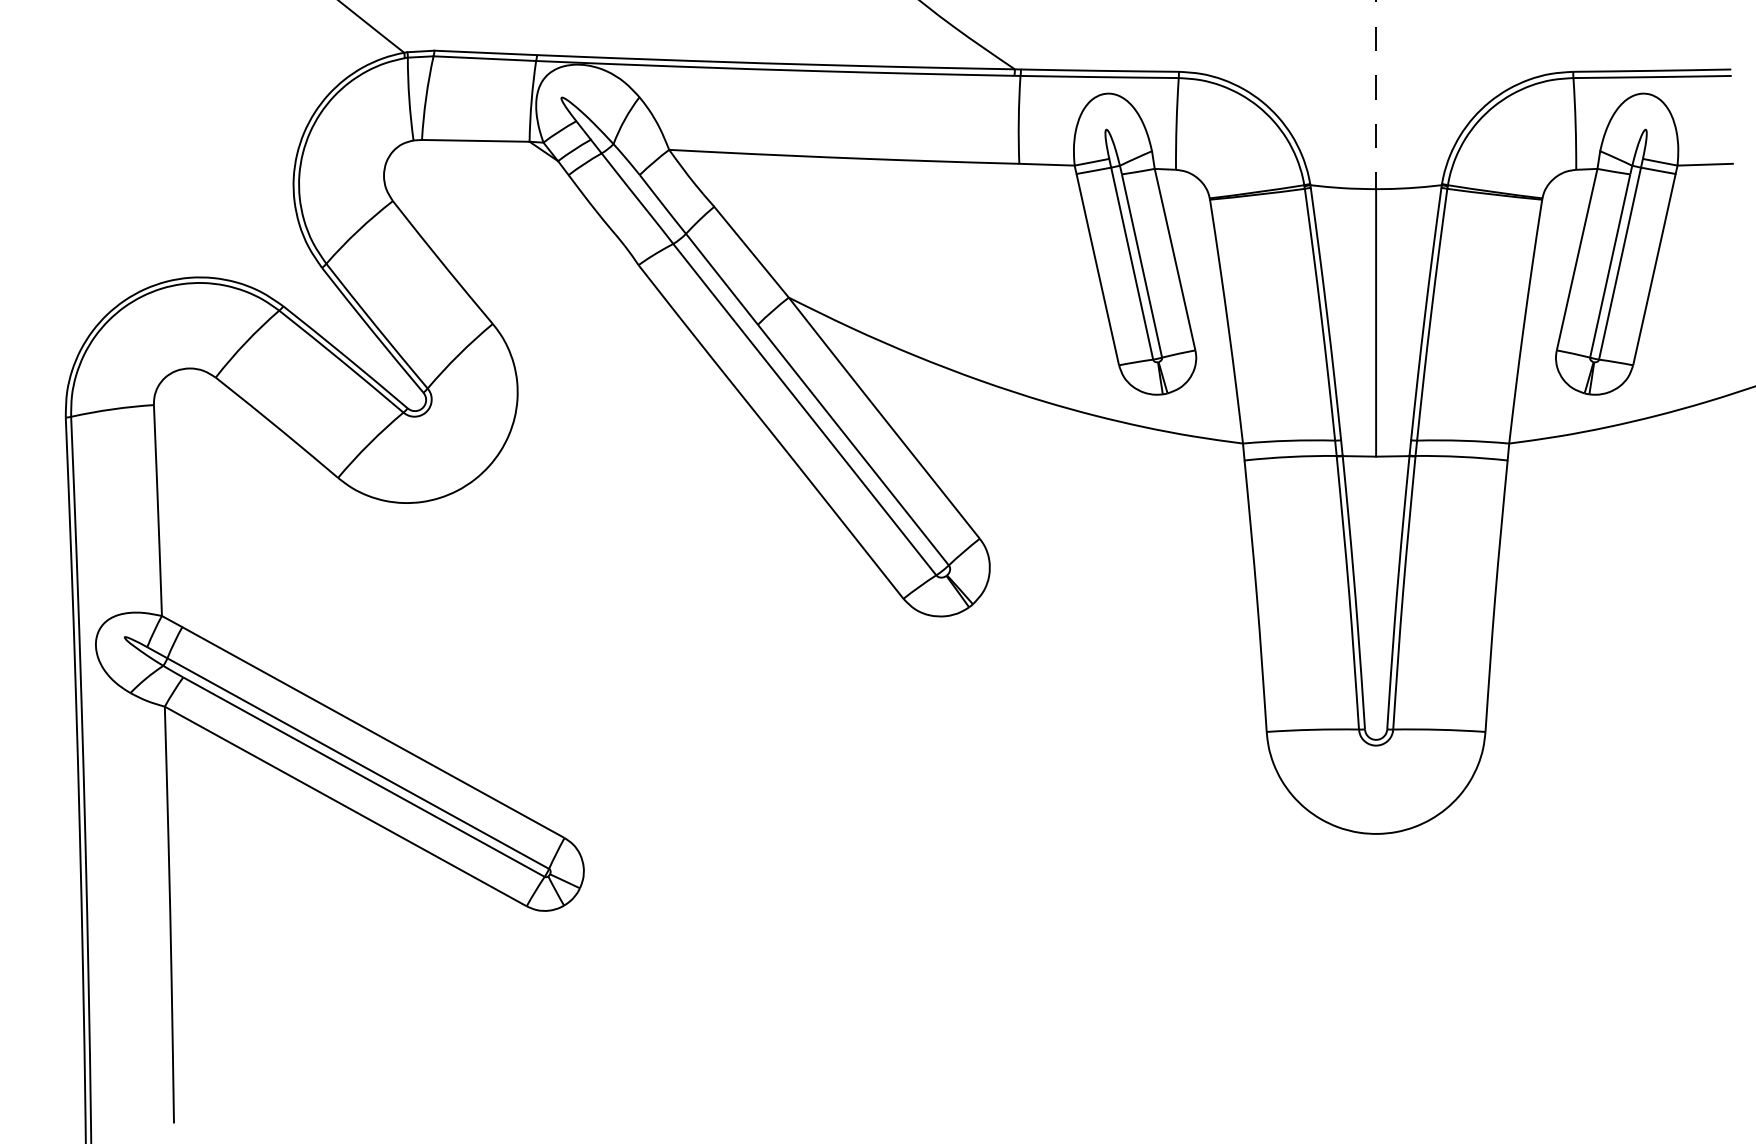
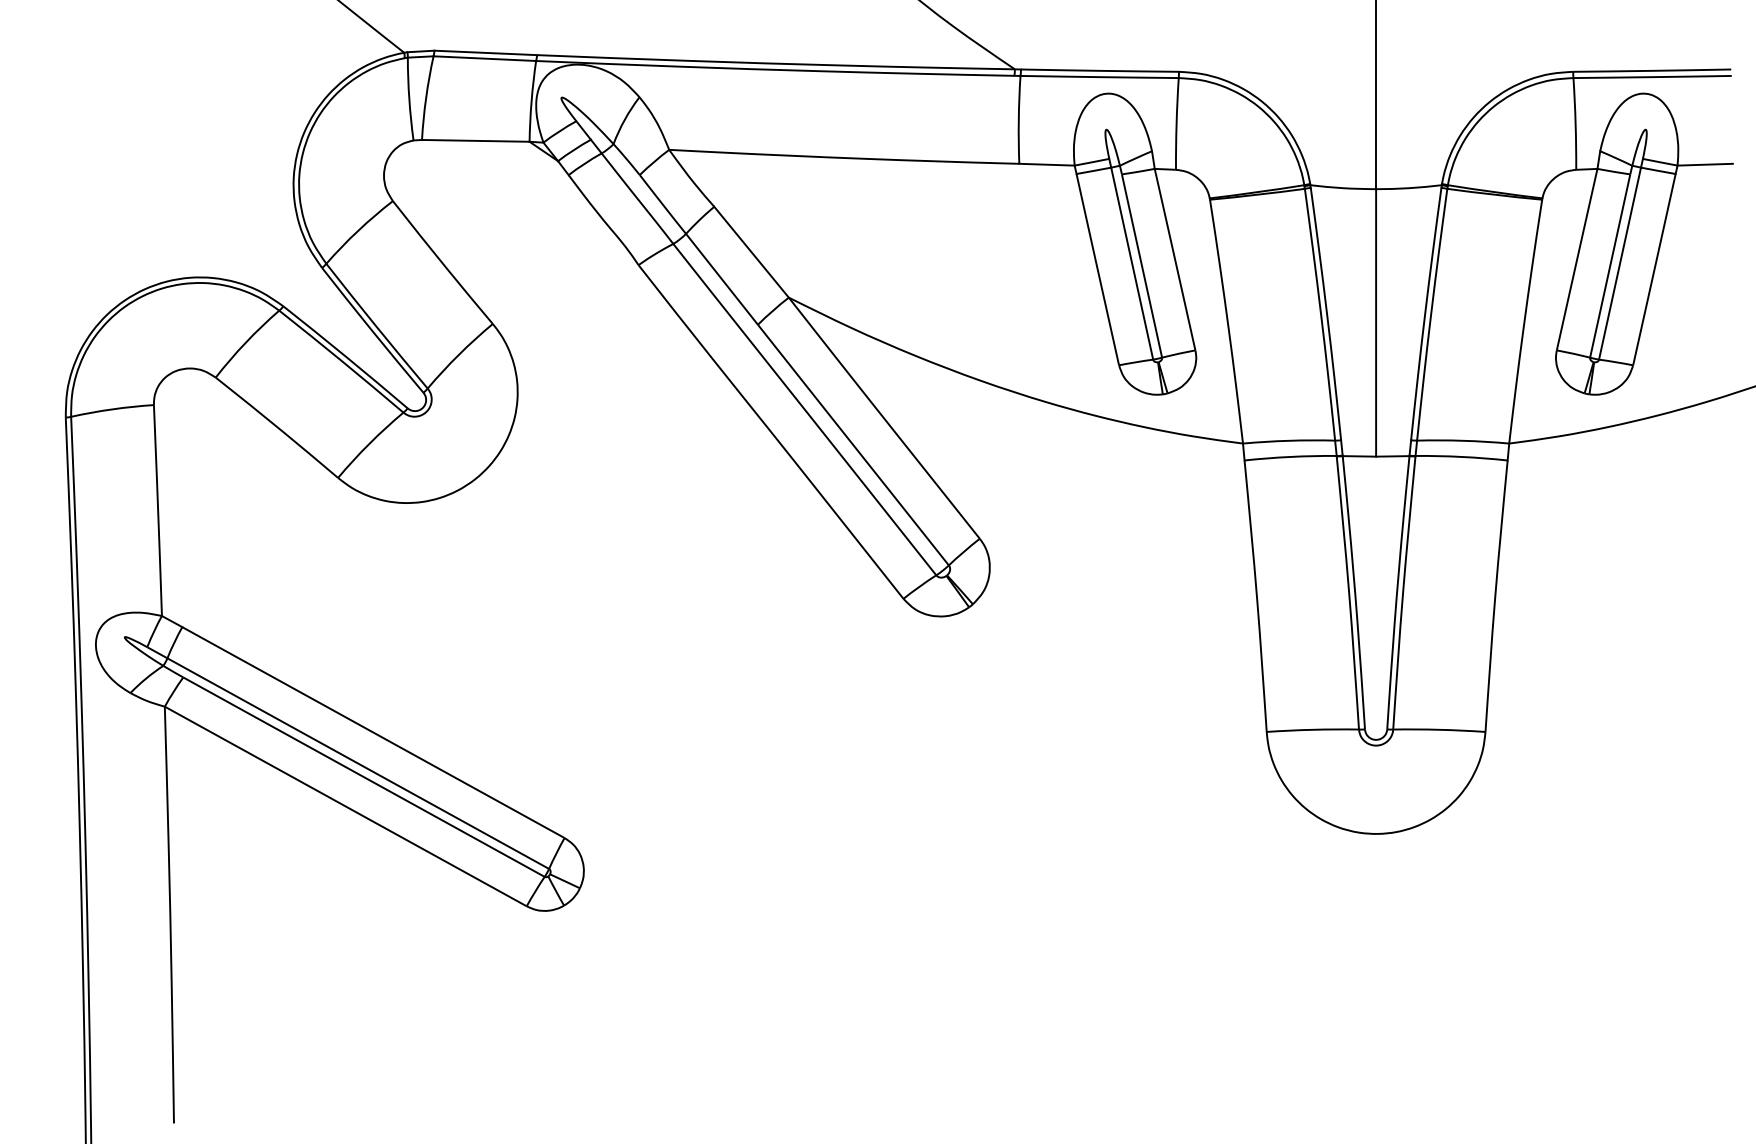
line: dashed -> solid (1376, 95)
